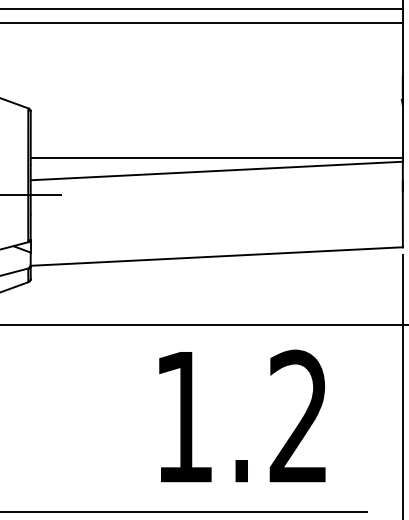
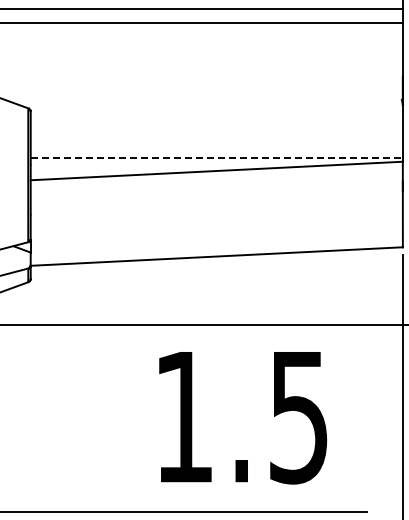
line: solid -> dashed (217, 158)
line: present -> none (31, 195)
text: 1.2 -> 1.5 (298, 416)
